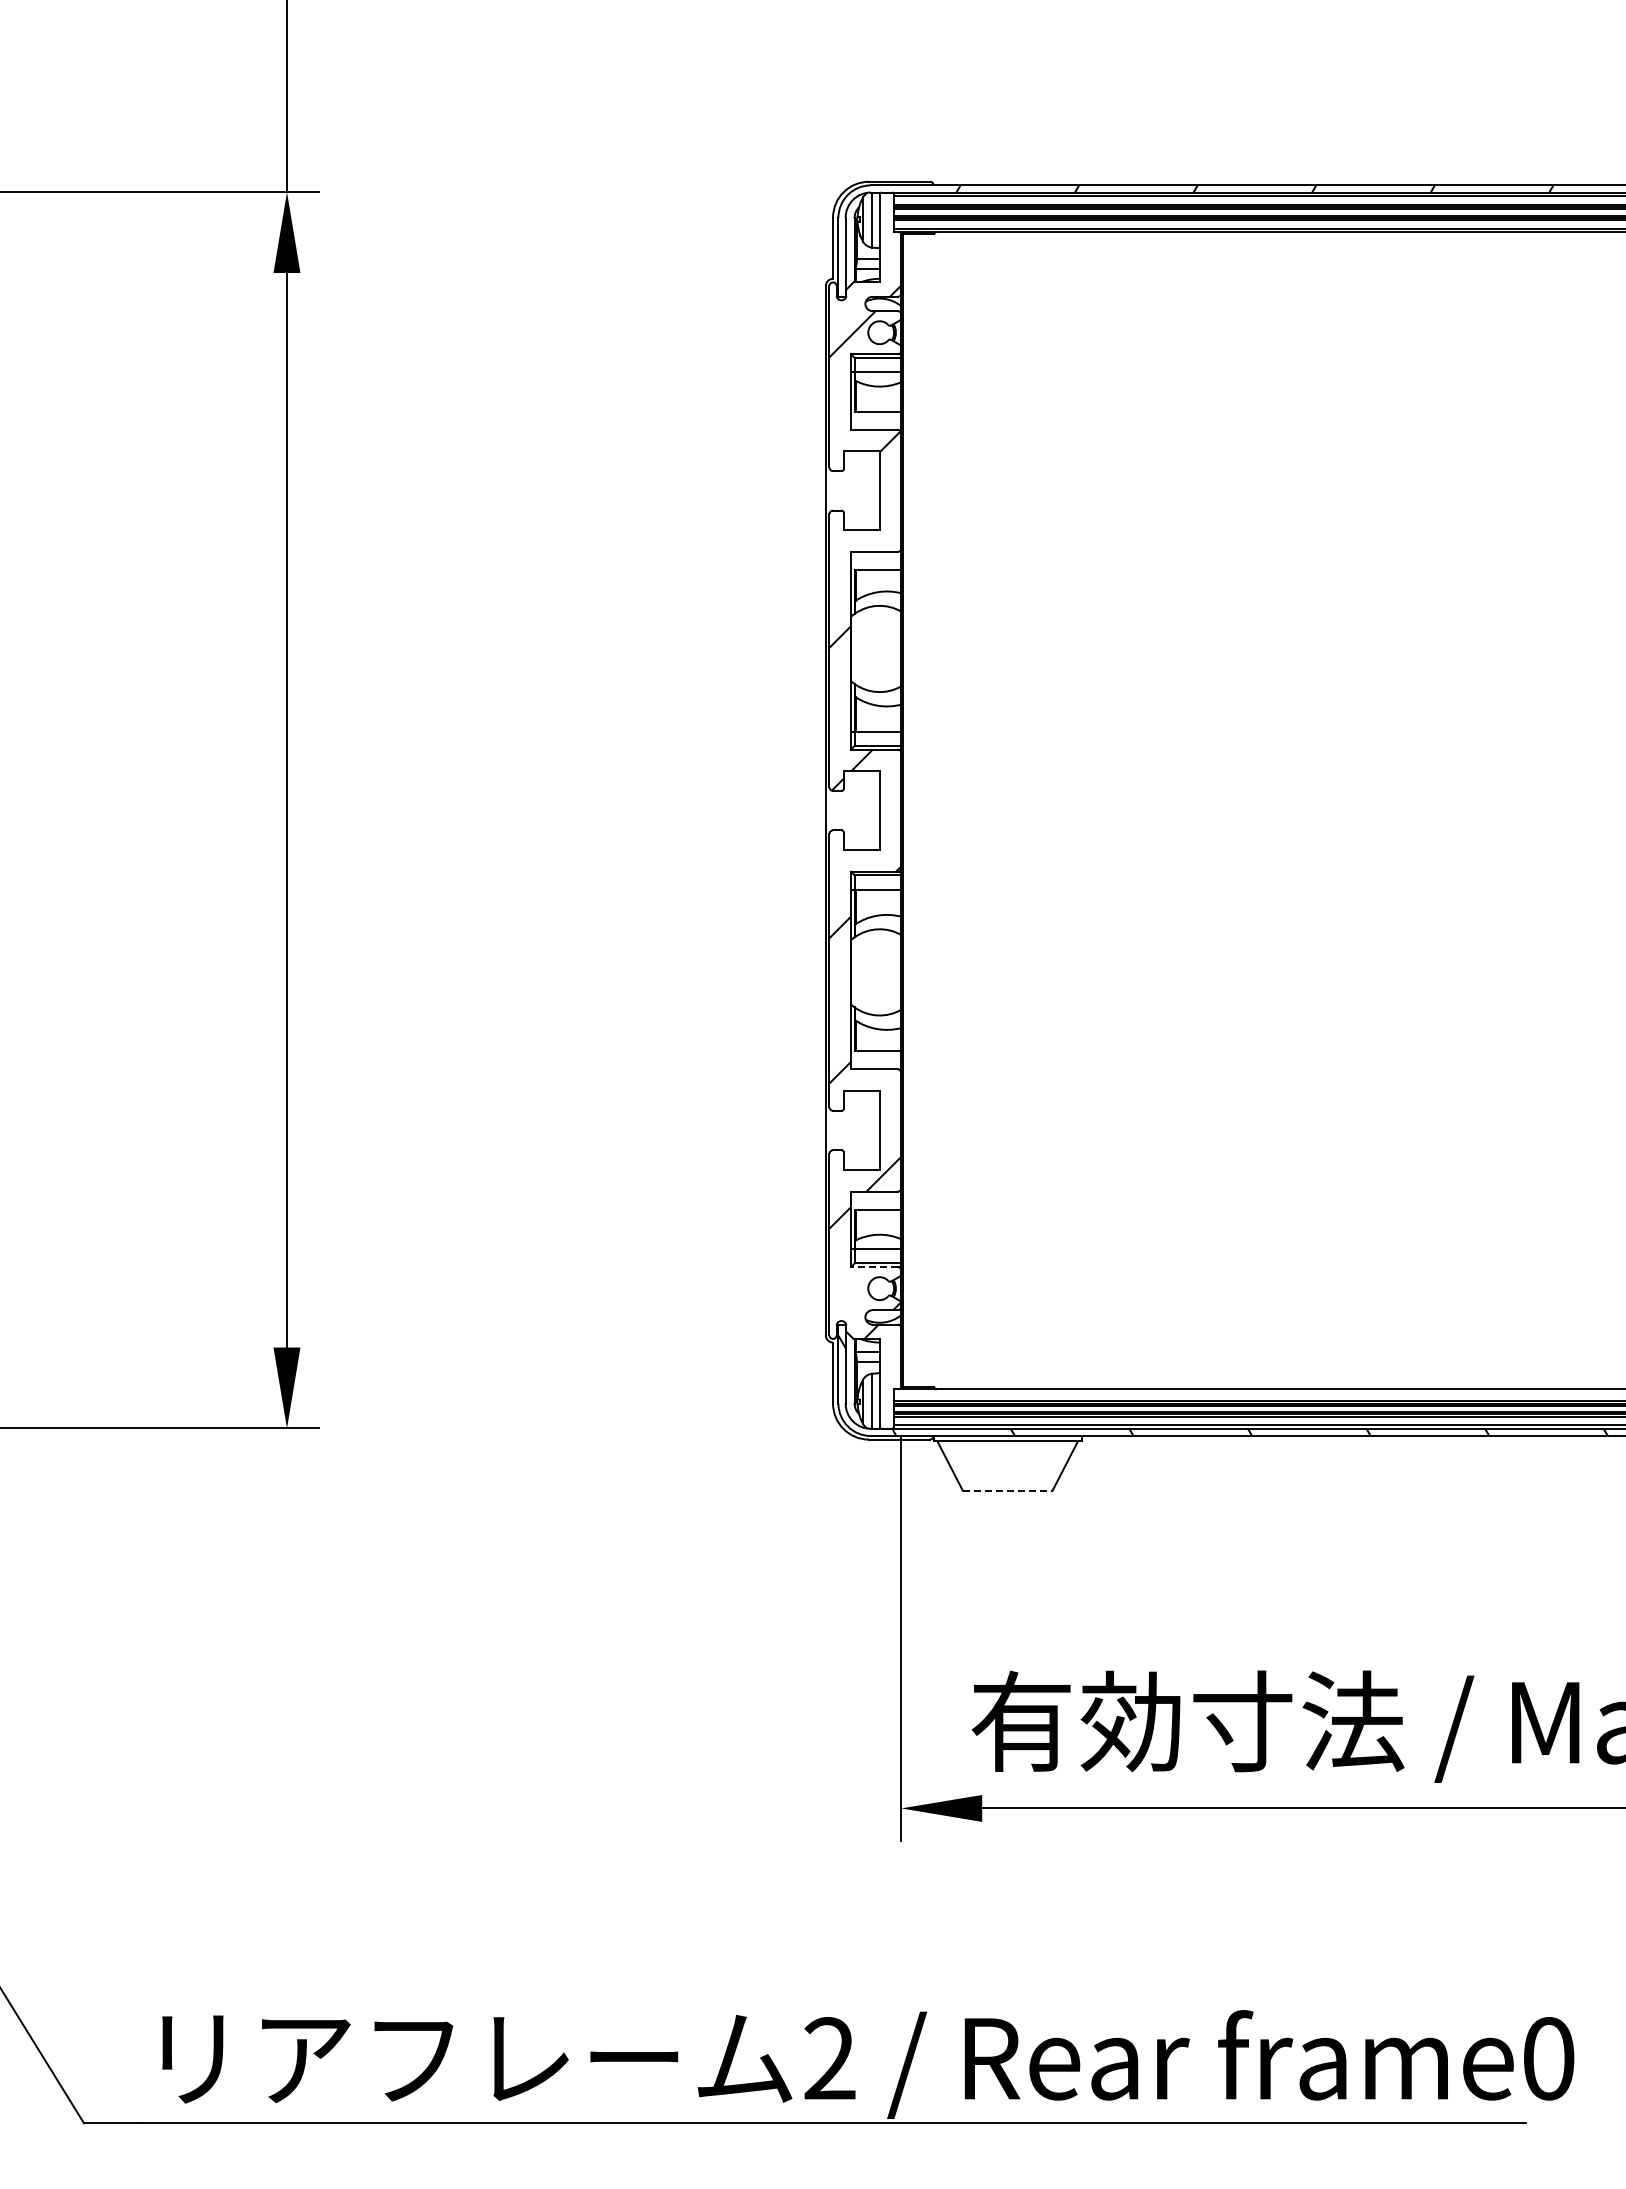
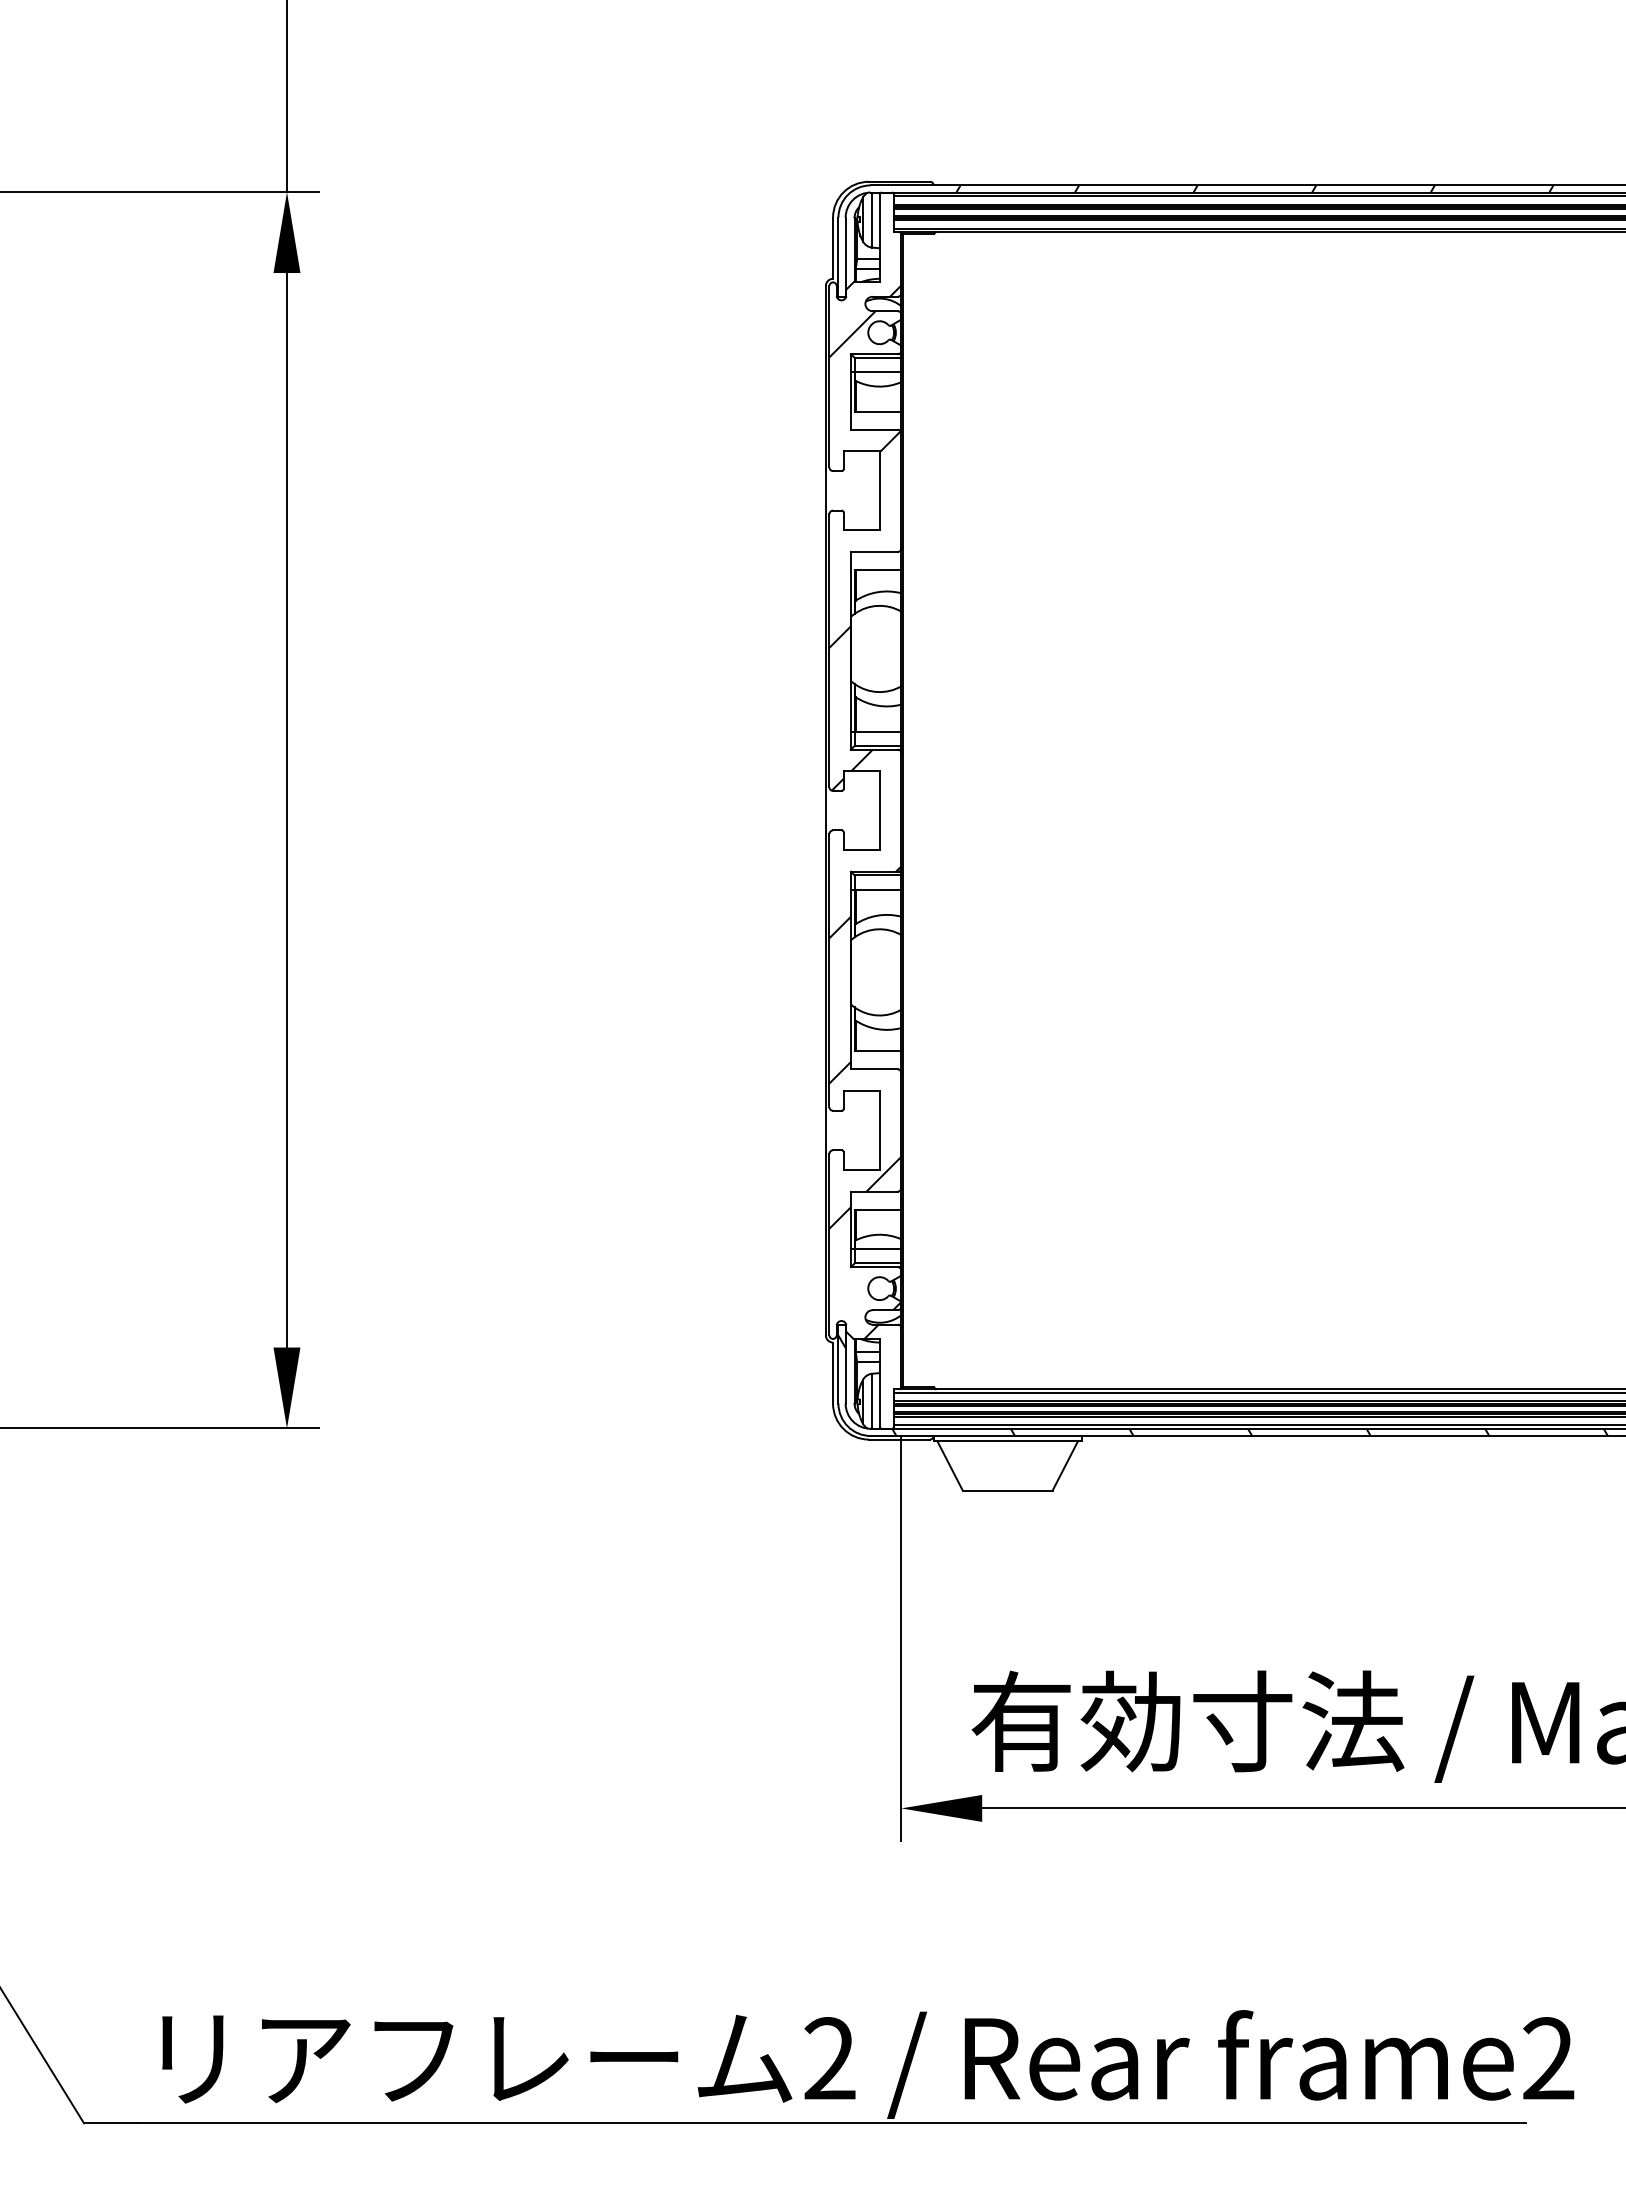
line: dashed -> solid (873, 1267)
line: none -> present (1258, 1392)
line: dashed -> solid (1007, 1490)
text: frame0 -> frame2 (1548, 2058)
